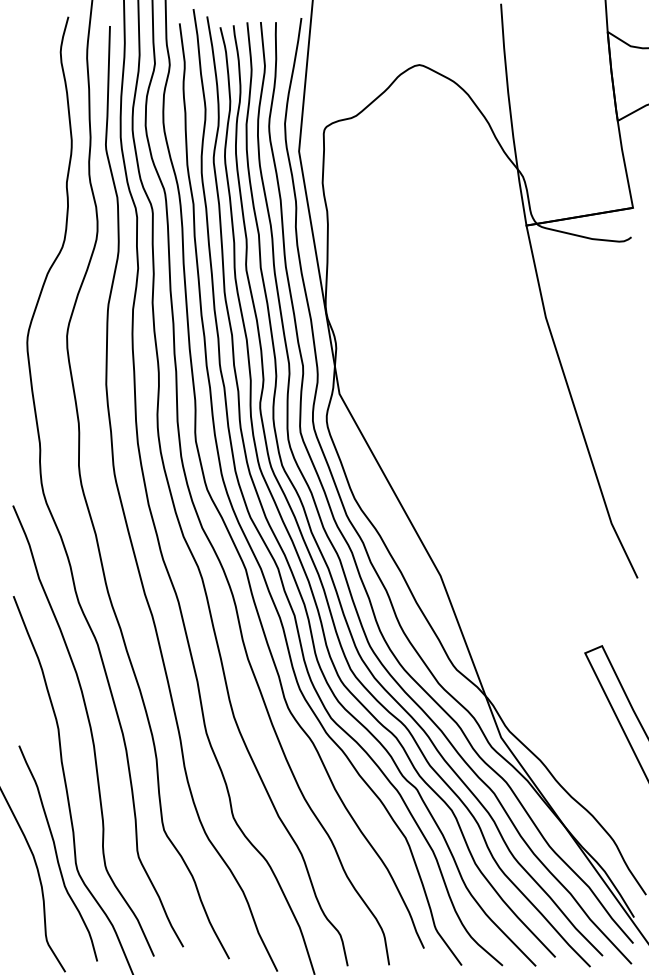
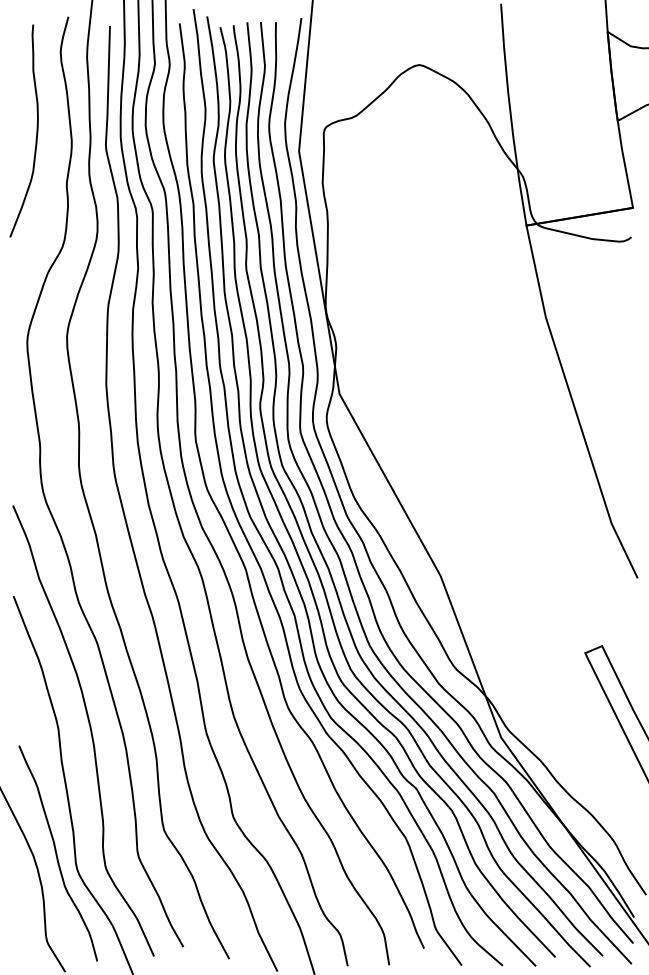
curve: none -> present (36, 130)
